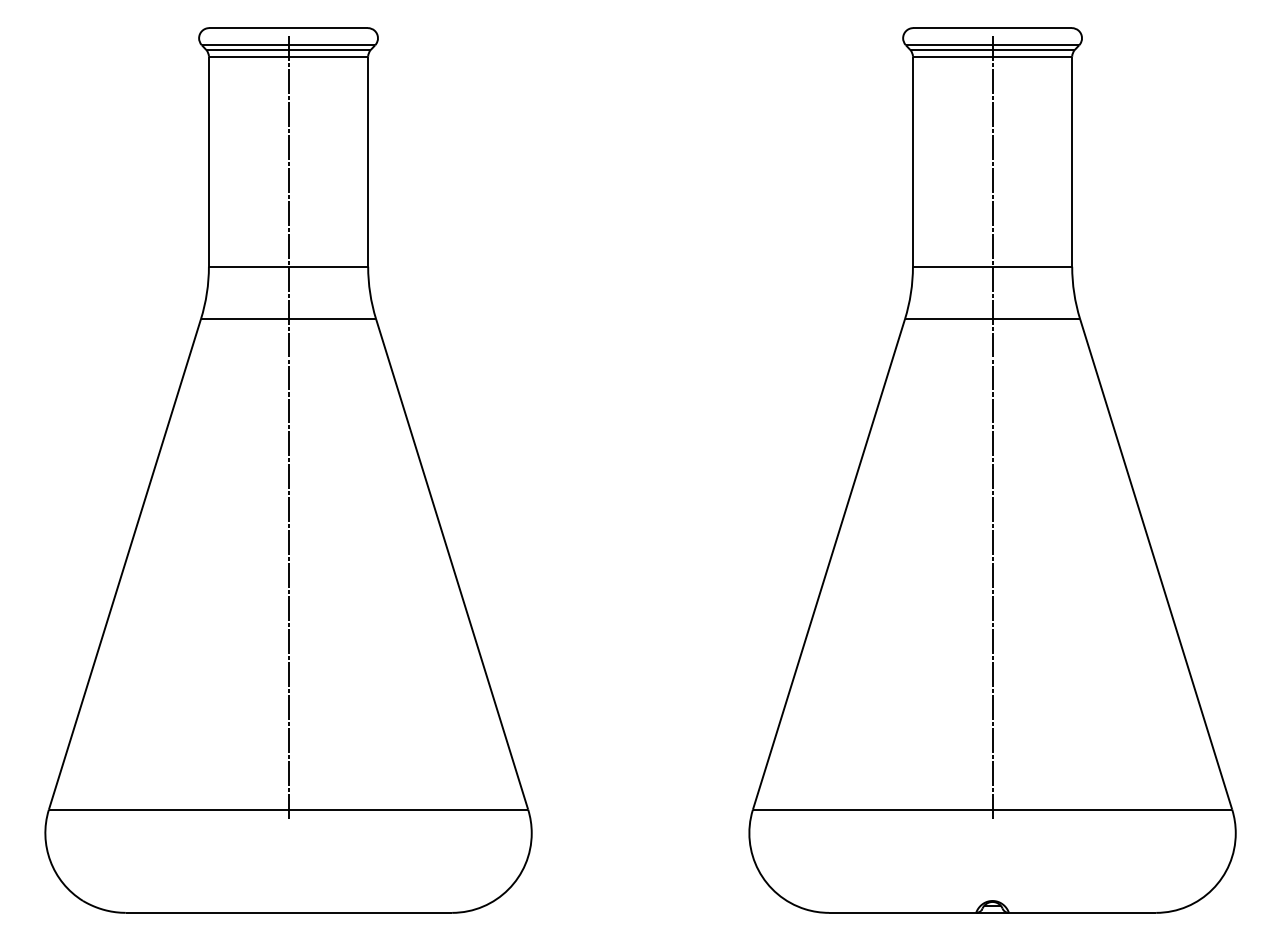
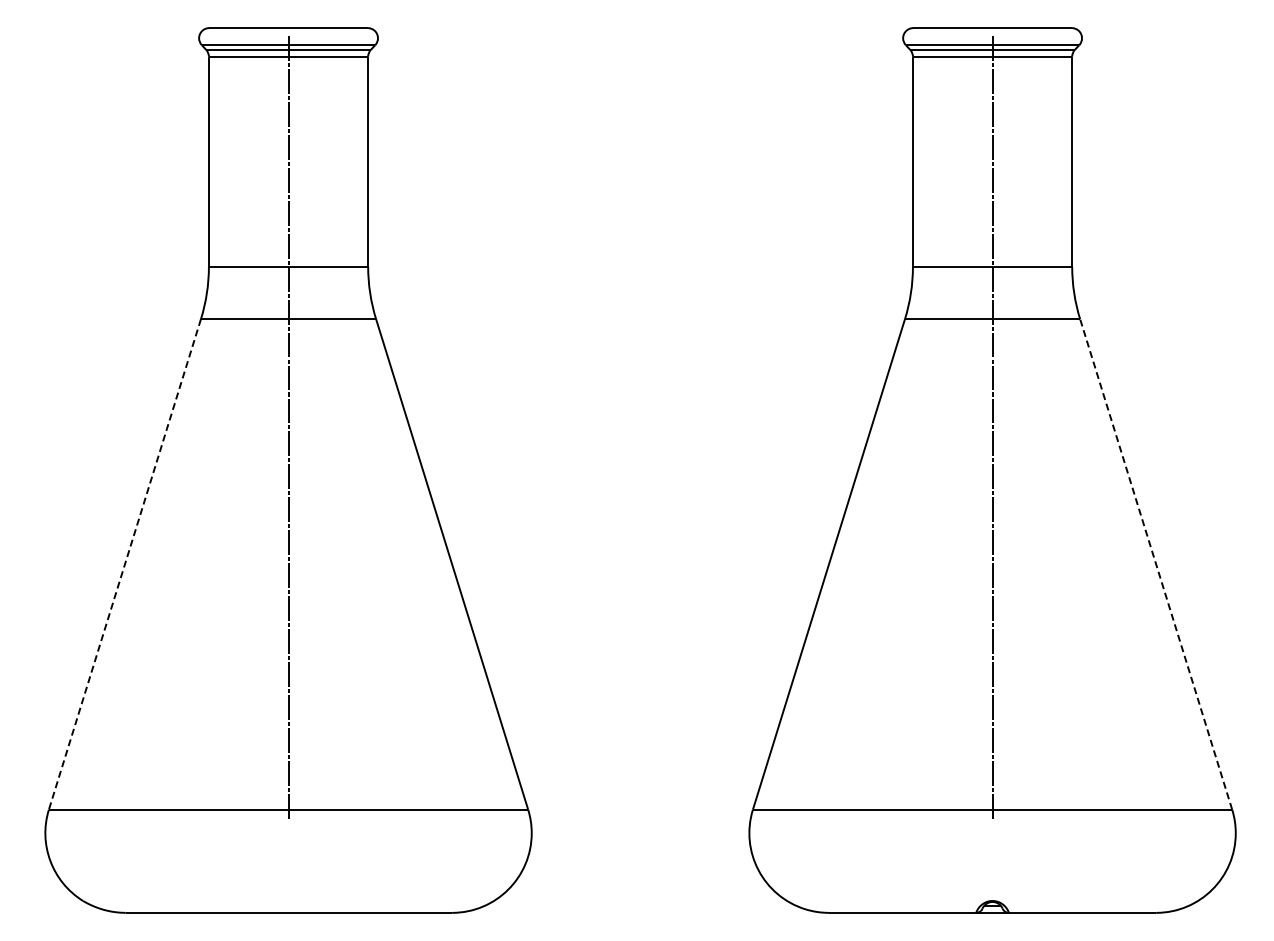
line: solid -> dashed (124, 564)
line: solid -> dashed (1156, 564)
